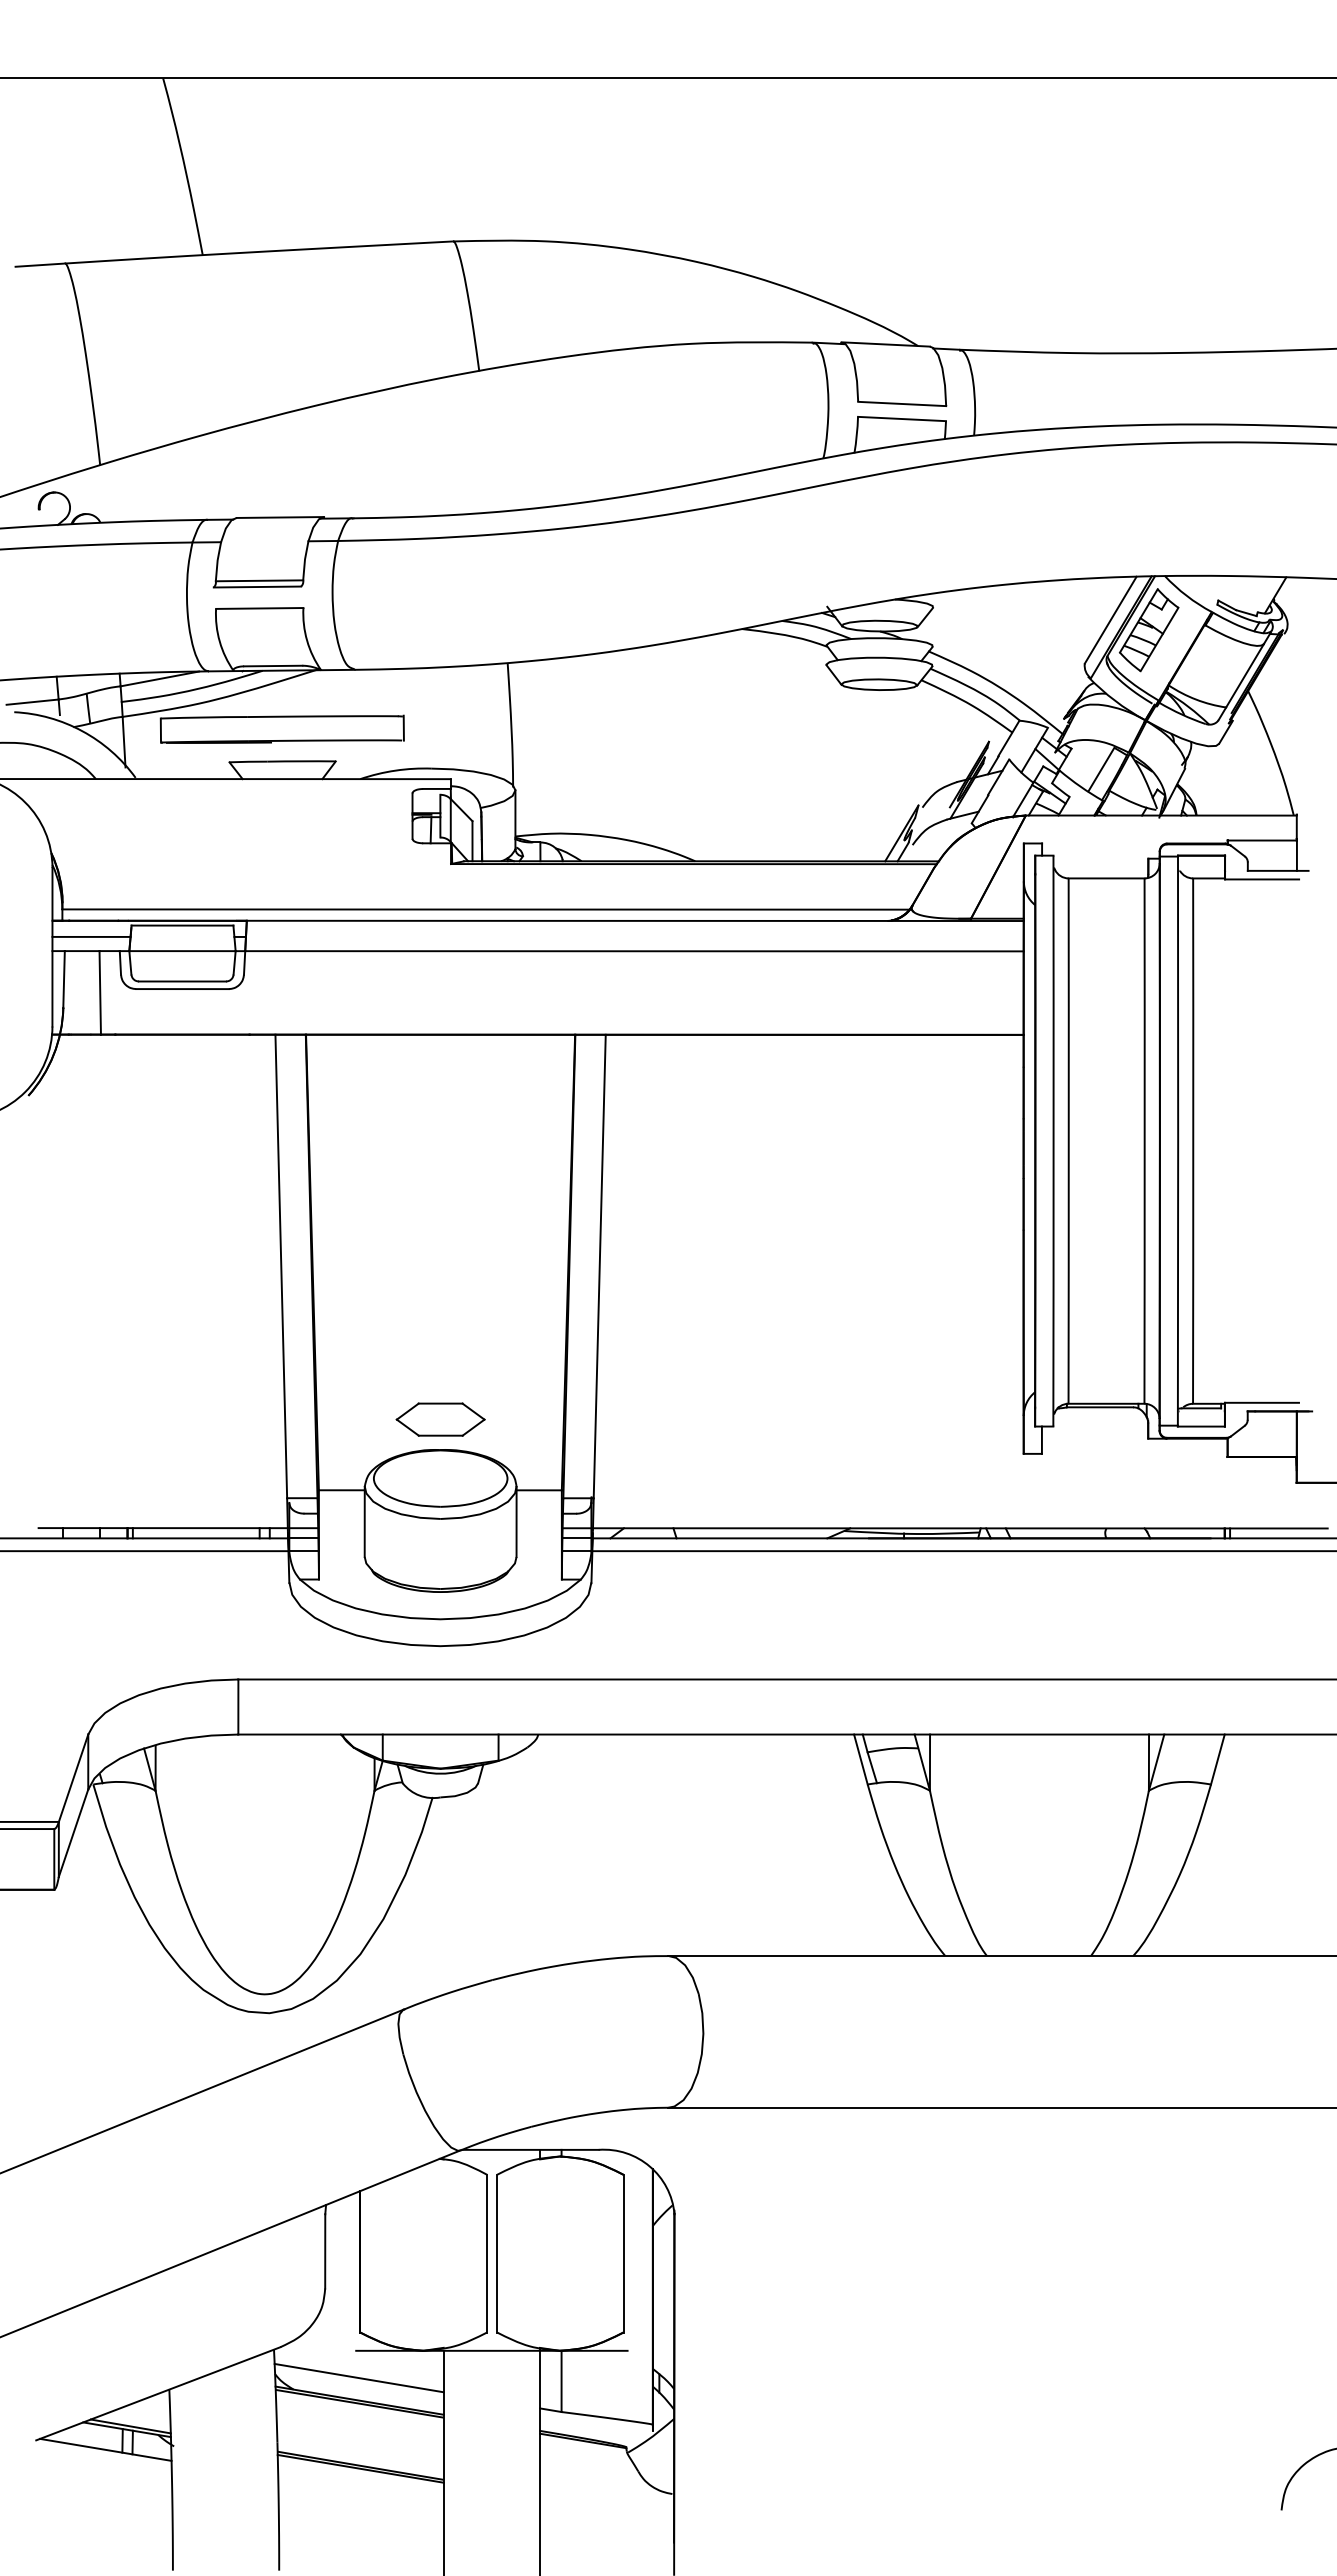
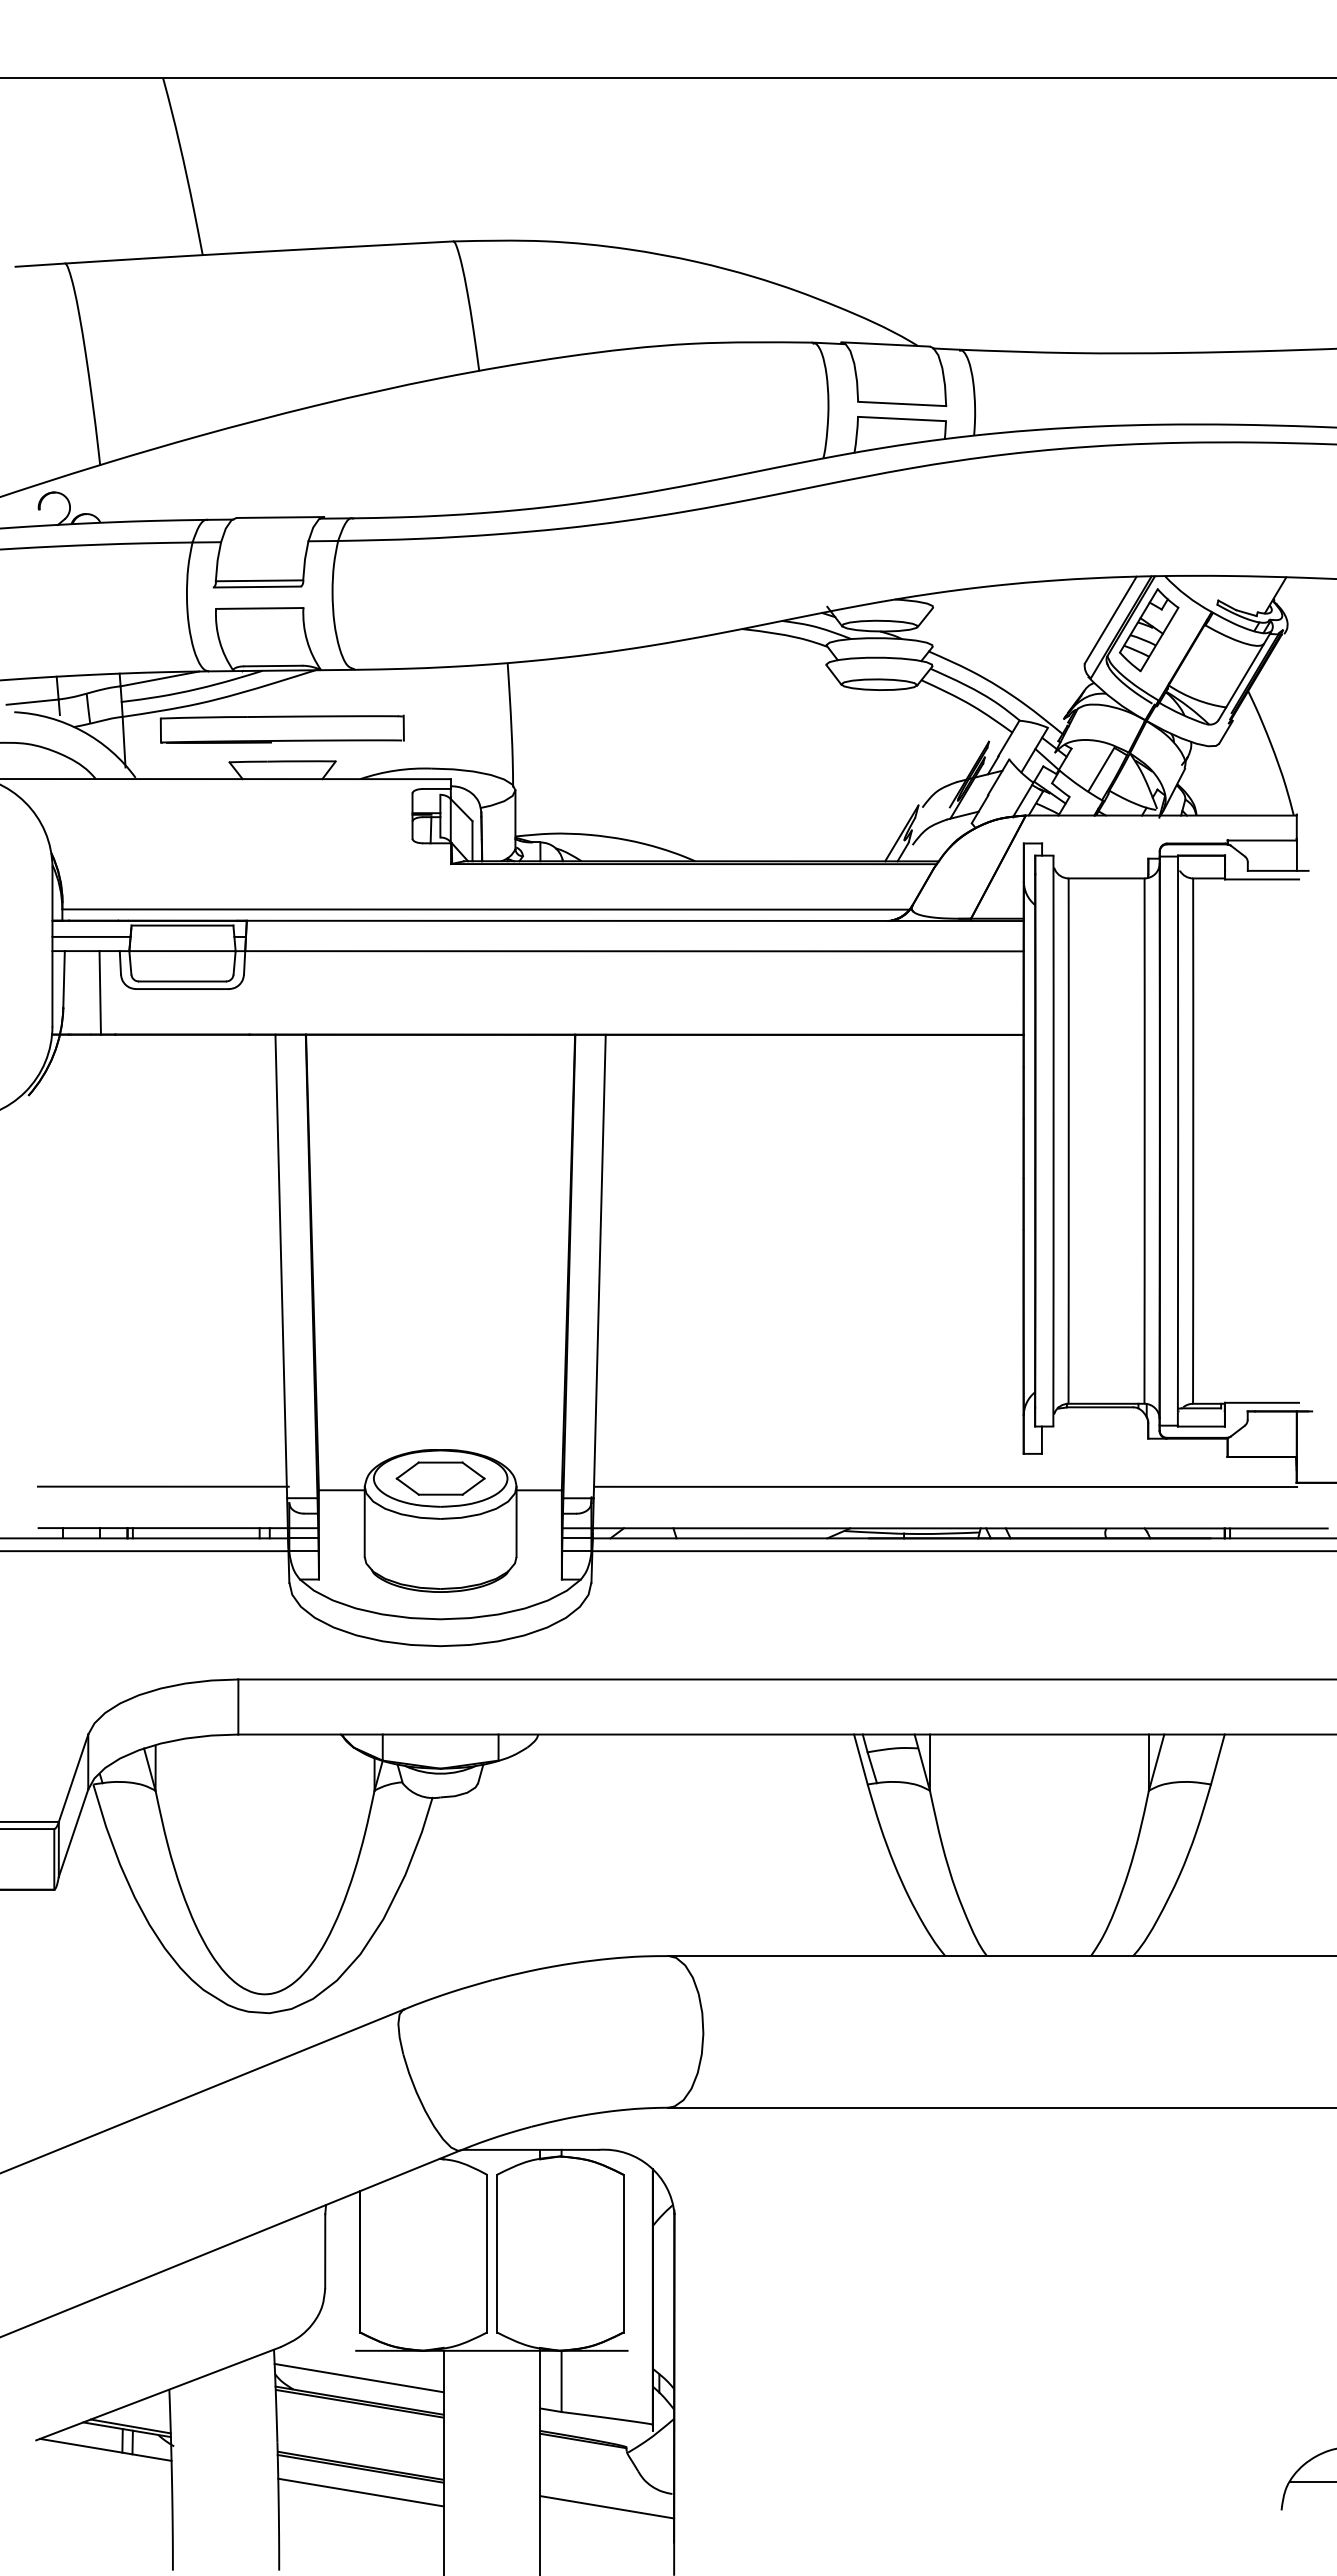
part position: (440, 1419) -> (440, 1478) (440, 1478)
line: none -> present (162, 1486)
line: none -> present (945, 1486)
line: none -> present (1311, 2481)
line: none -> present (360, 2492)
line: none -> present (607, 2507)
